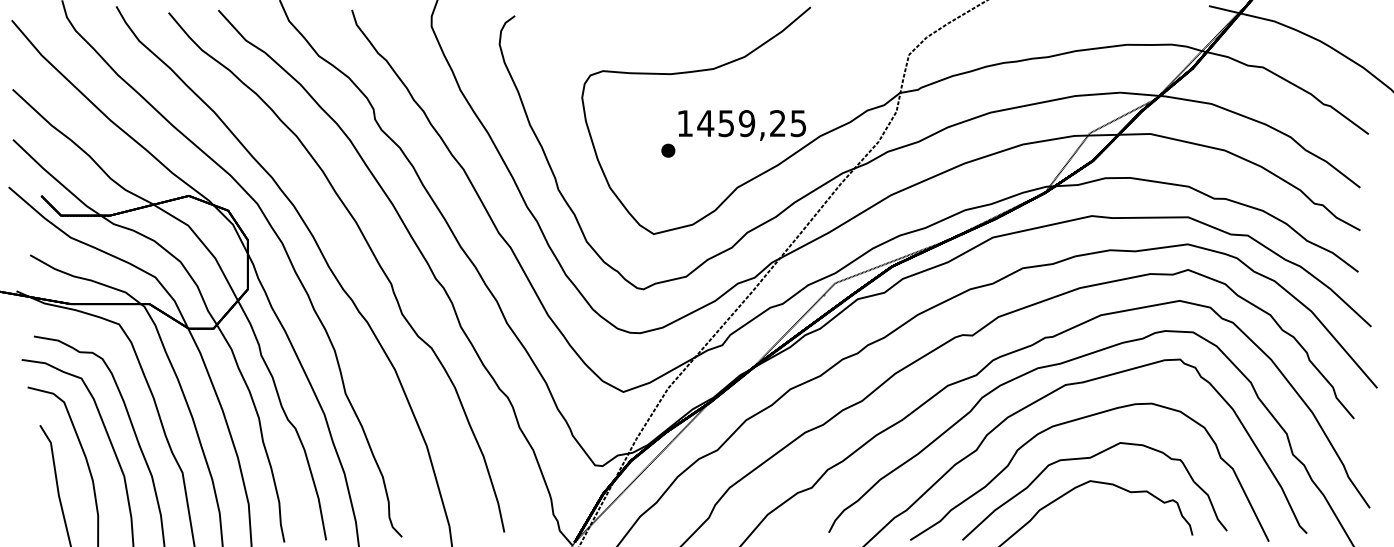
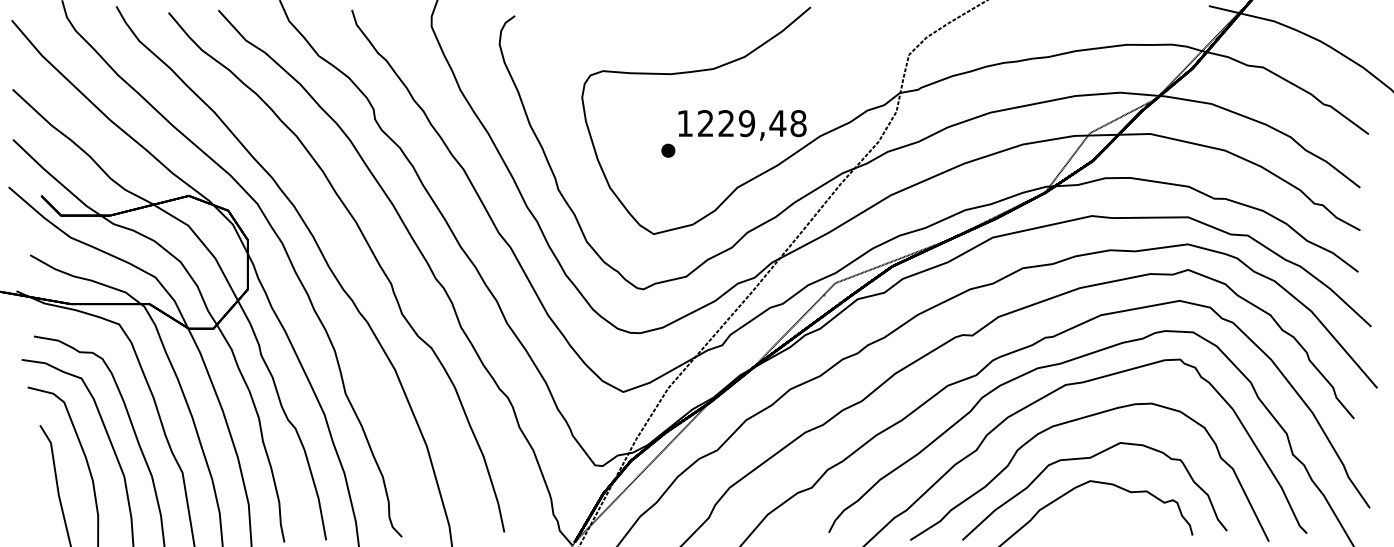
text: 1459,25 -> 1229,48 (751, 123)
